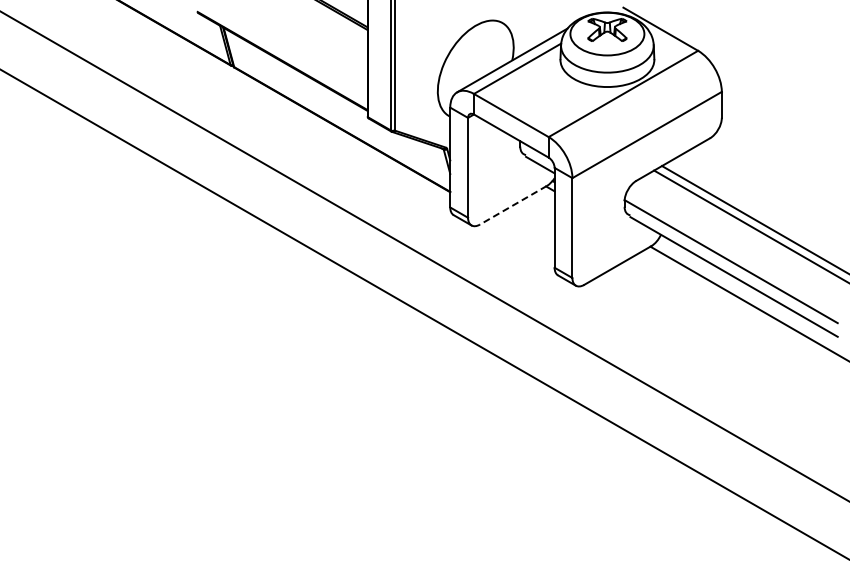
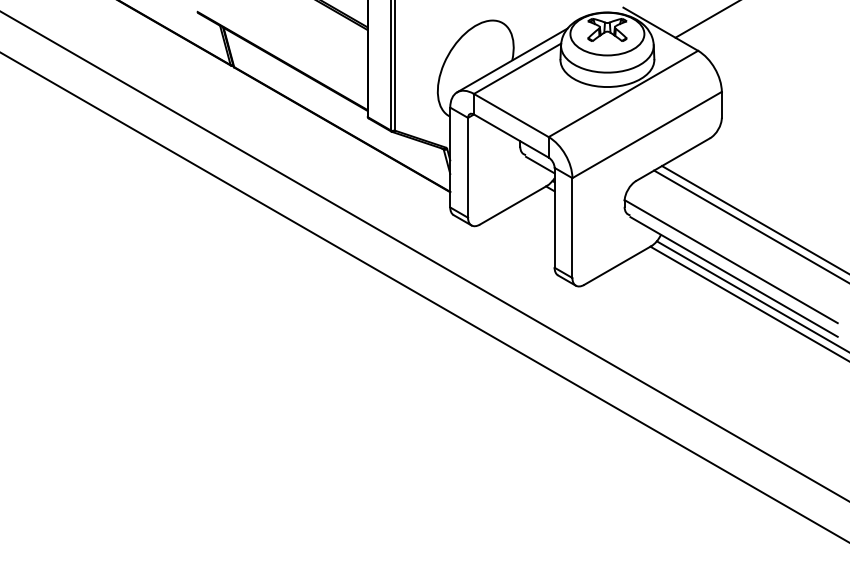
line: none -> present (706, 19)
line: dashed -> solid (513, 205)
line: none -> present (751, 295)
line position: (423, 313) -> (424, 297) (424, 297)
